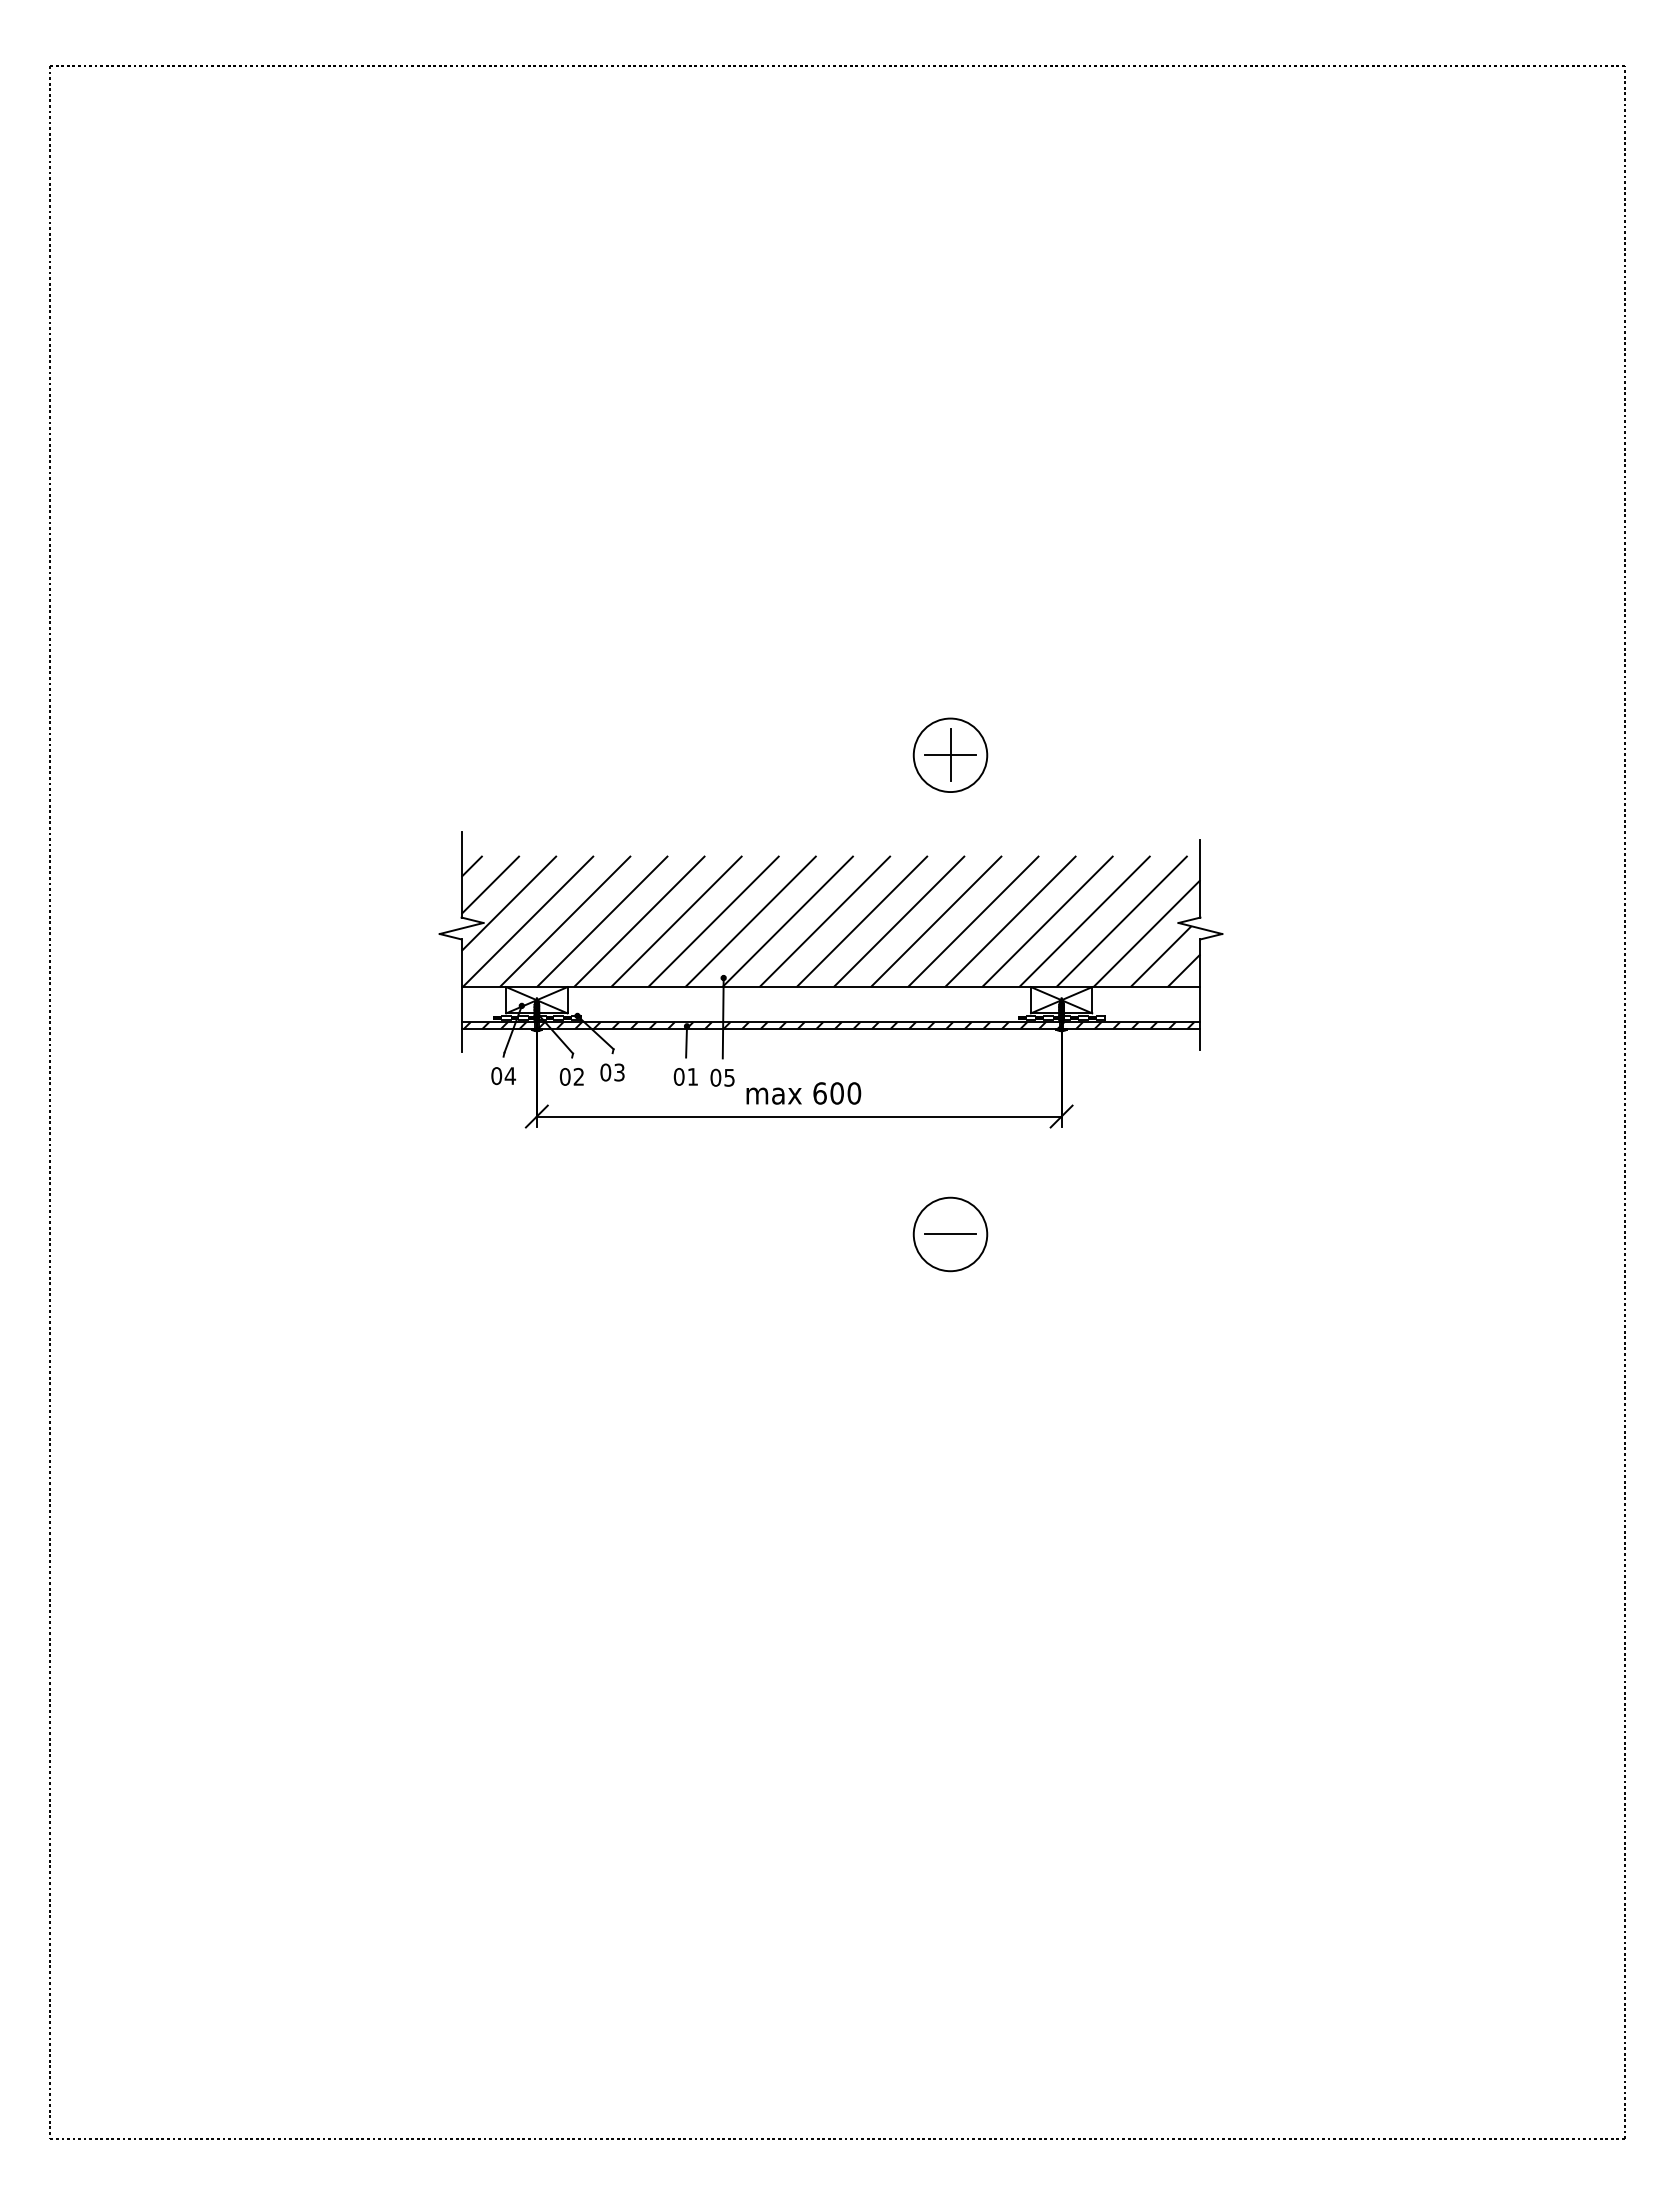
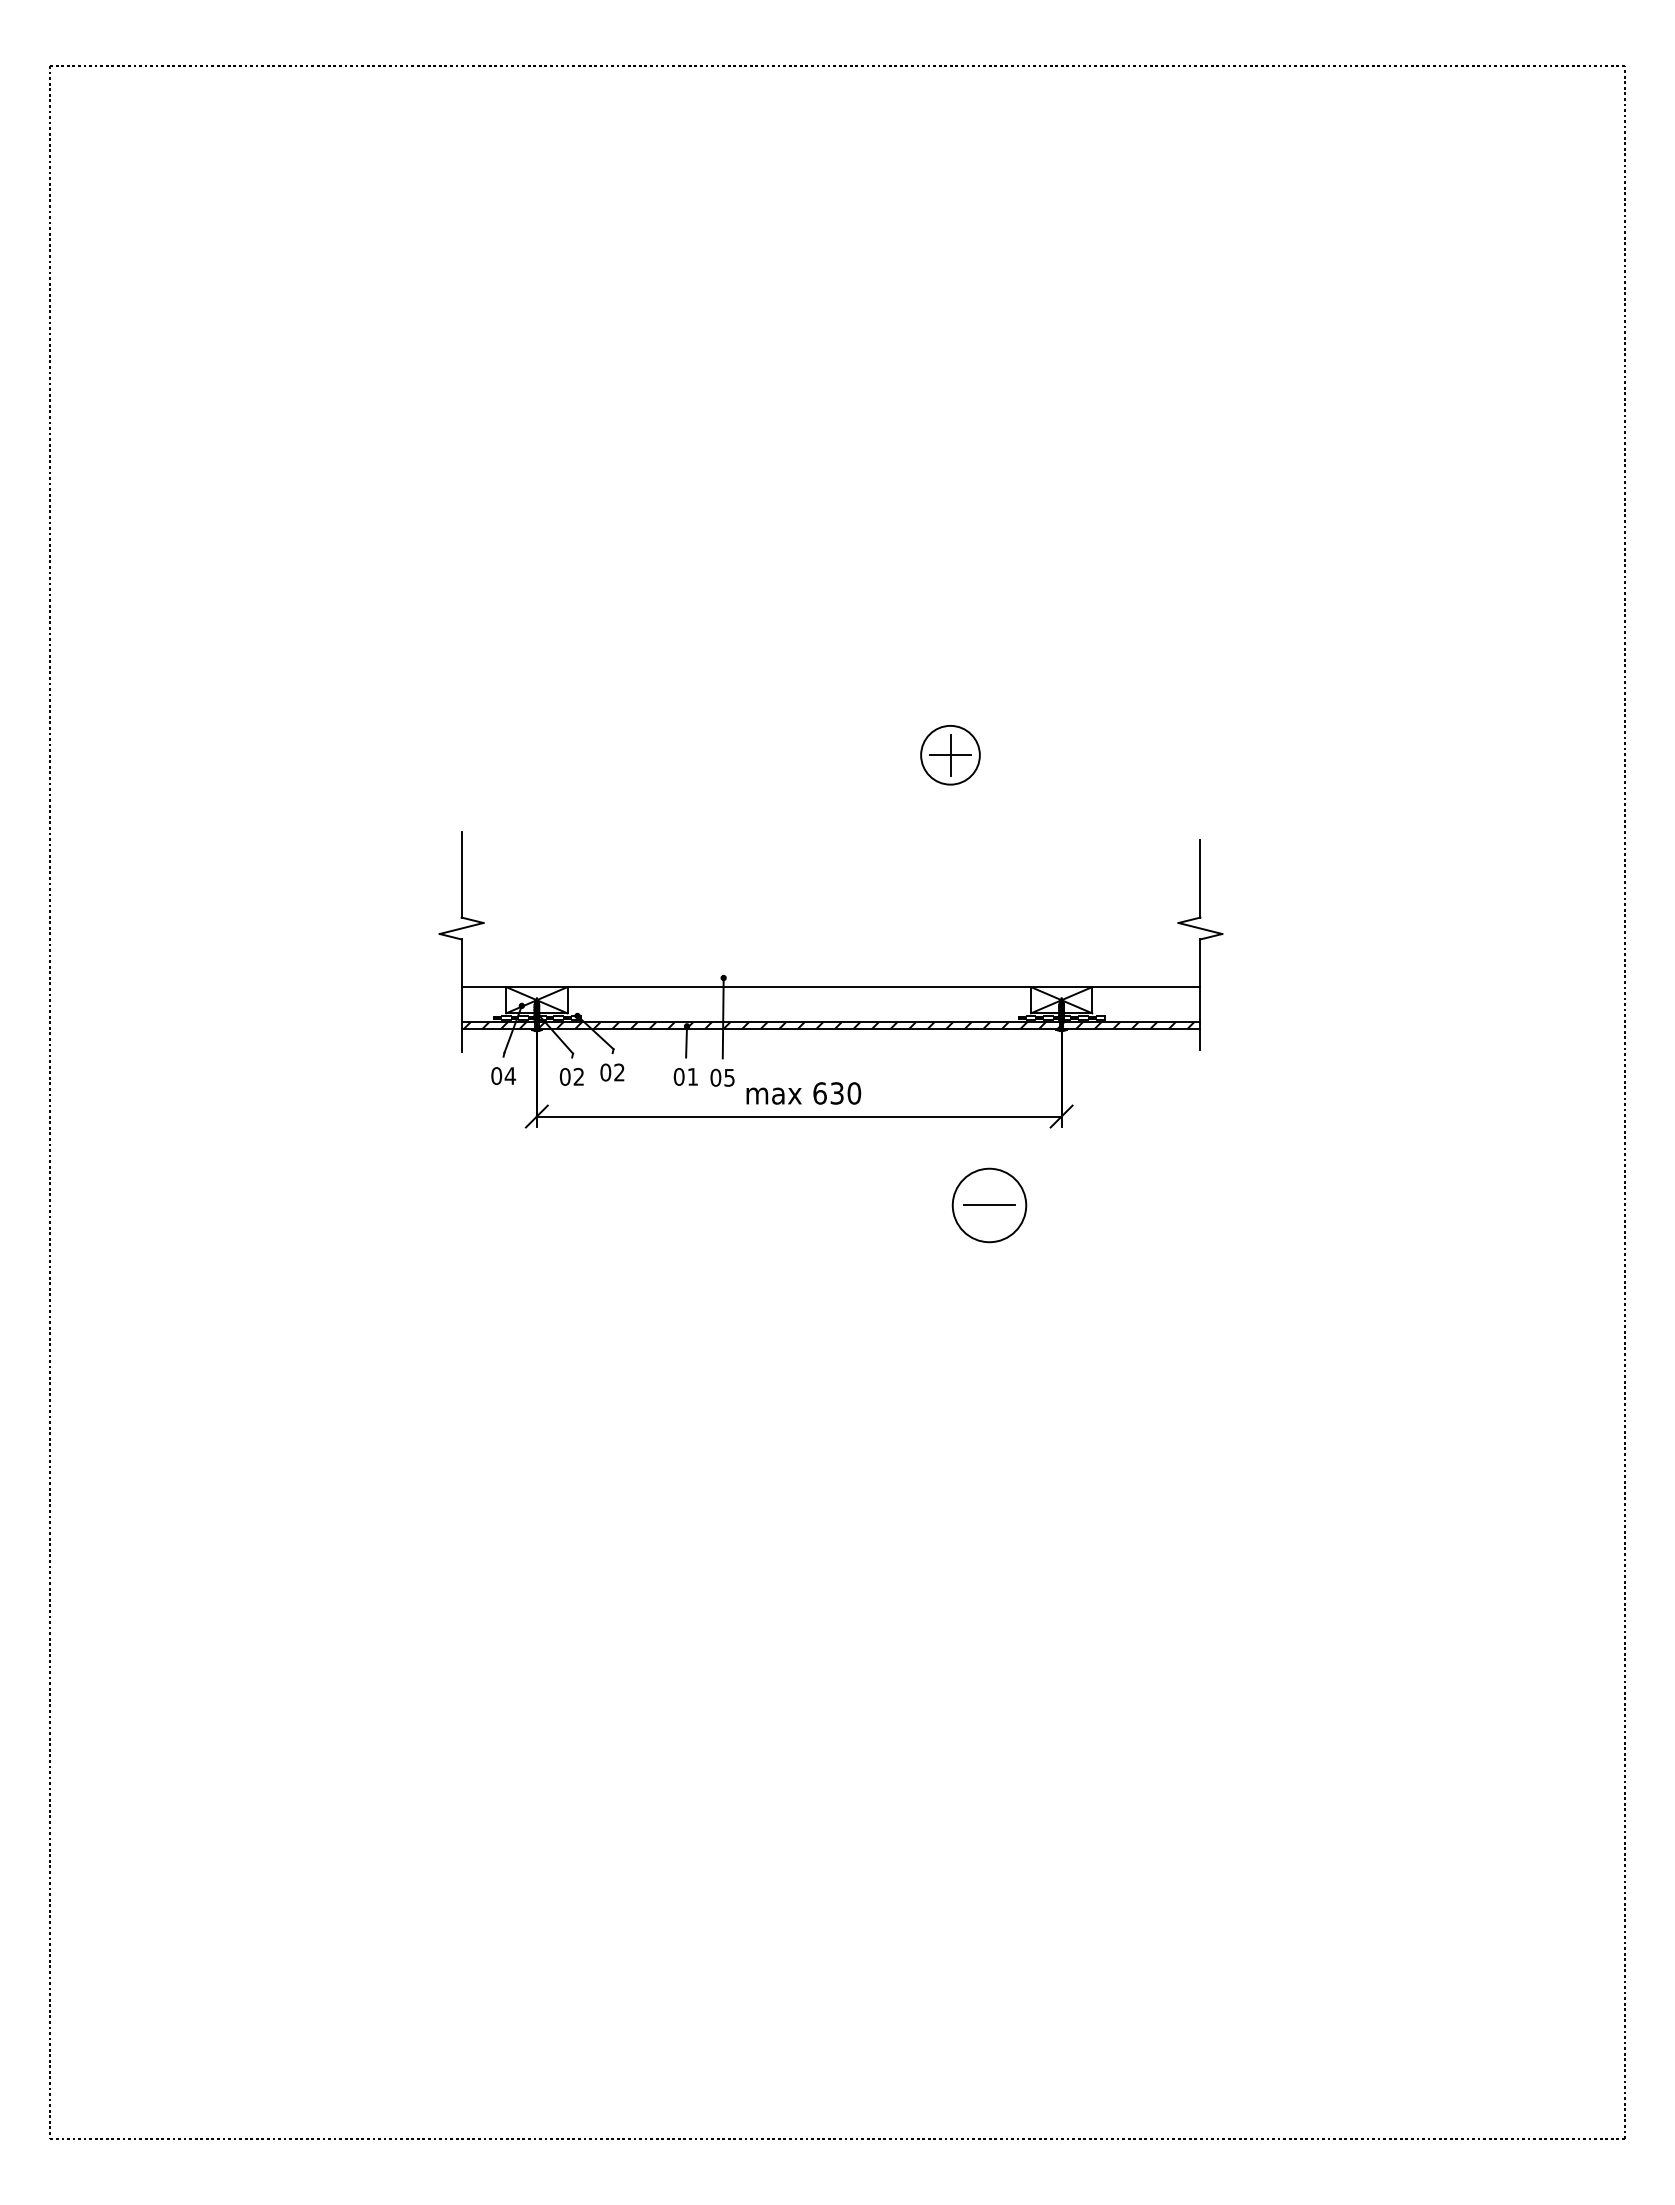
part size: 77x76 px -> 61x61 px (950, 755)
hatch: present -> none (830, 921)
text: 03 -> 02 (619, 1072)
text: 600 -> 630 (836, 1093)
part position: (950, 1234) -> (989, 1205) (989, 1205)
